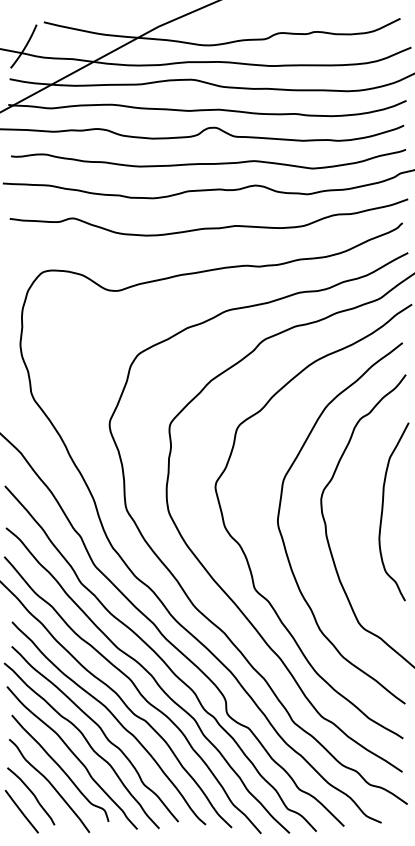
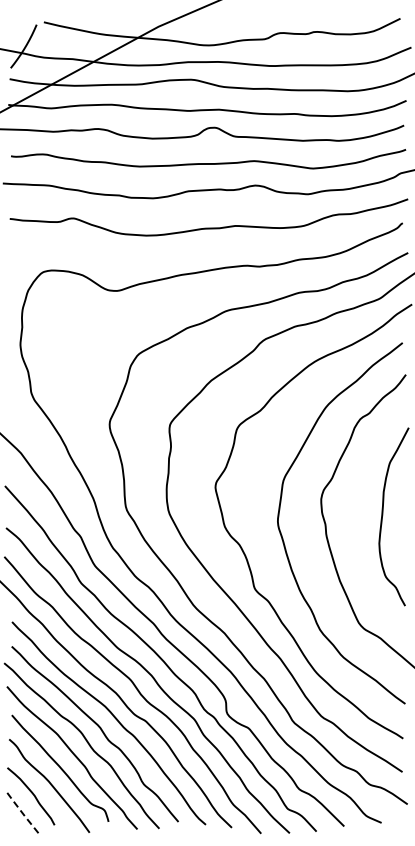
curve position: (383, 510) -> (383, 515) (383, 515)
line: solid -> dashed (21, 811)
